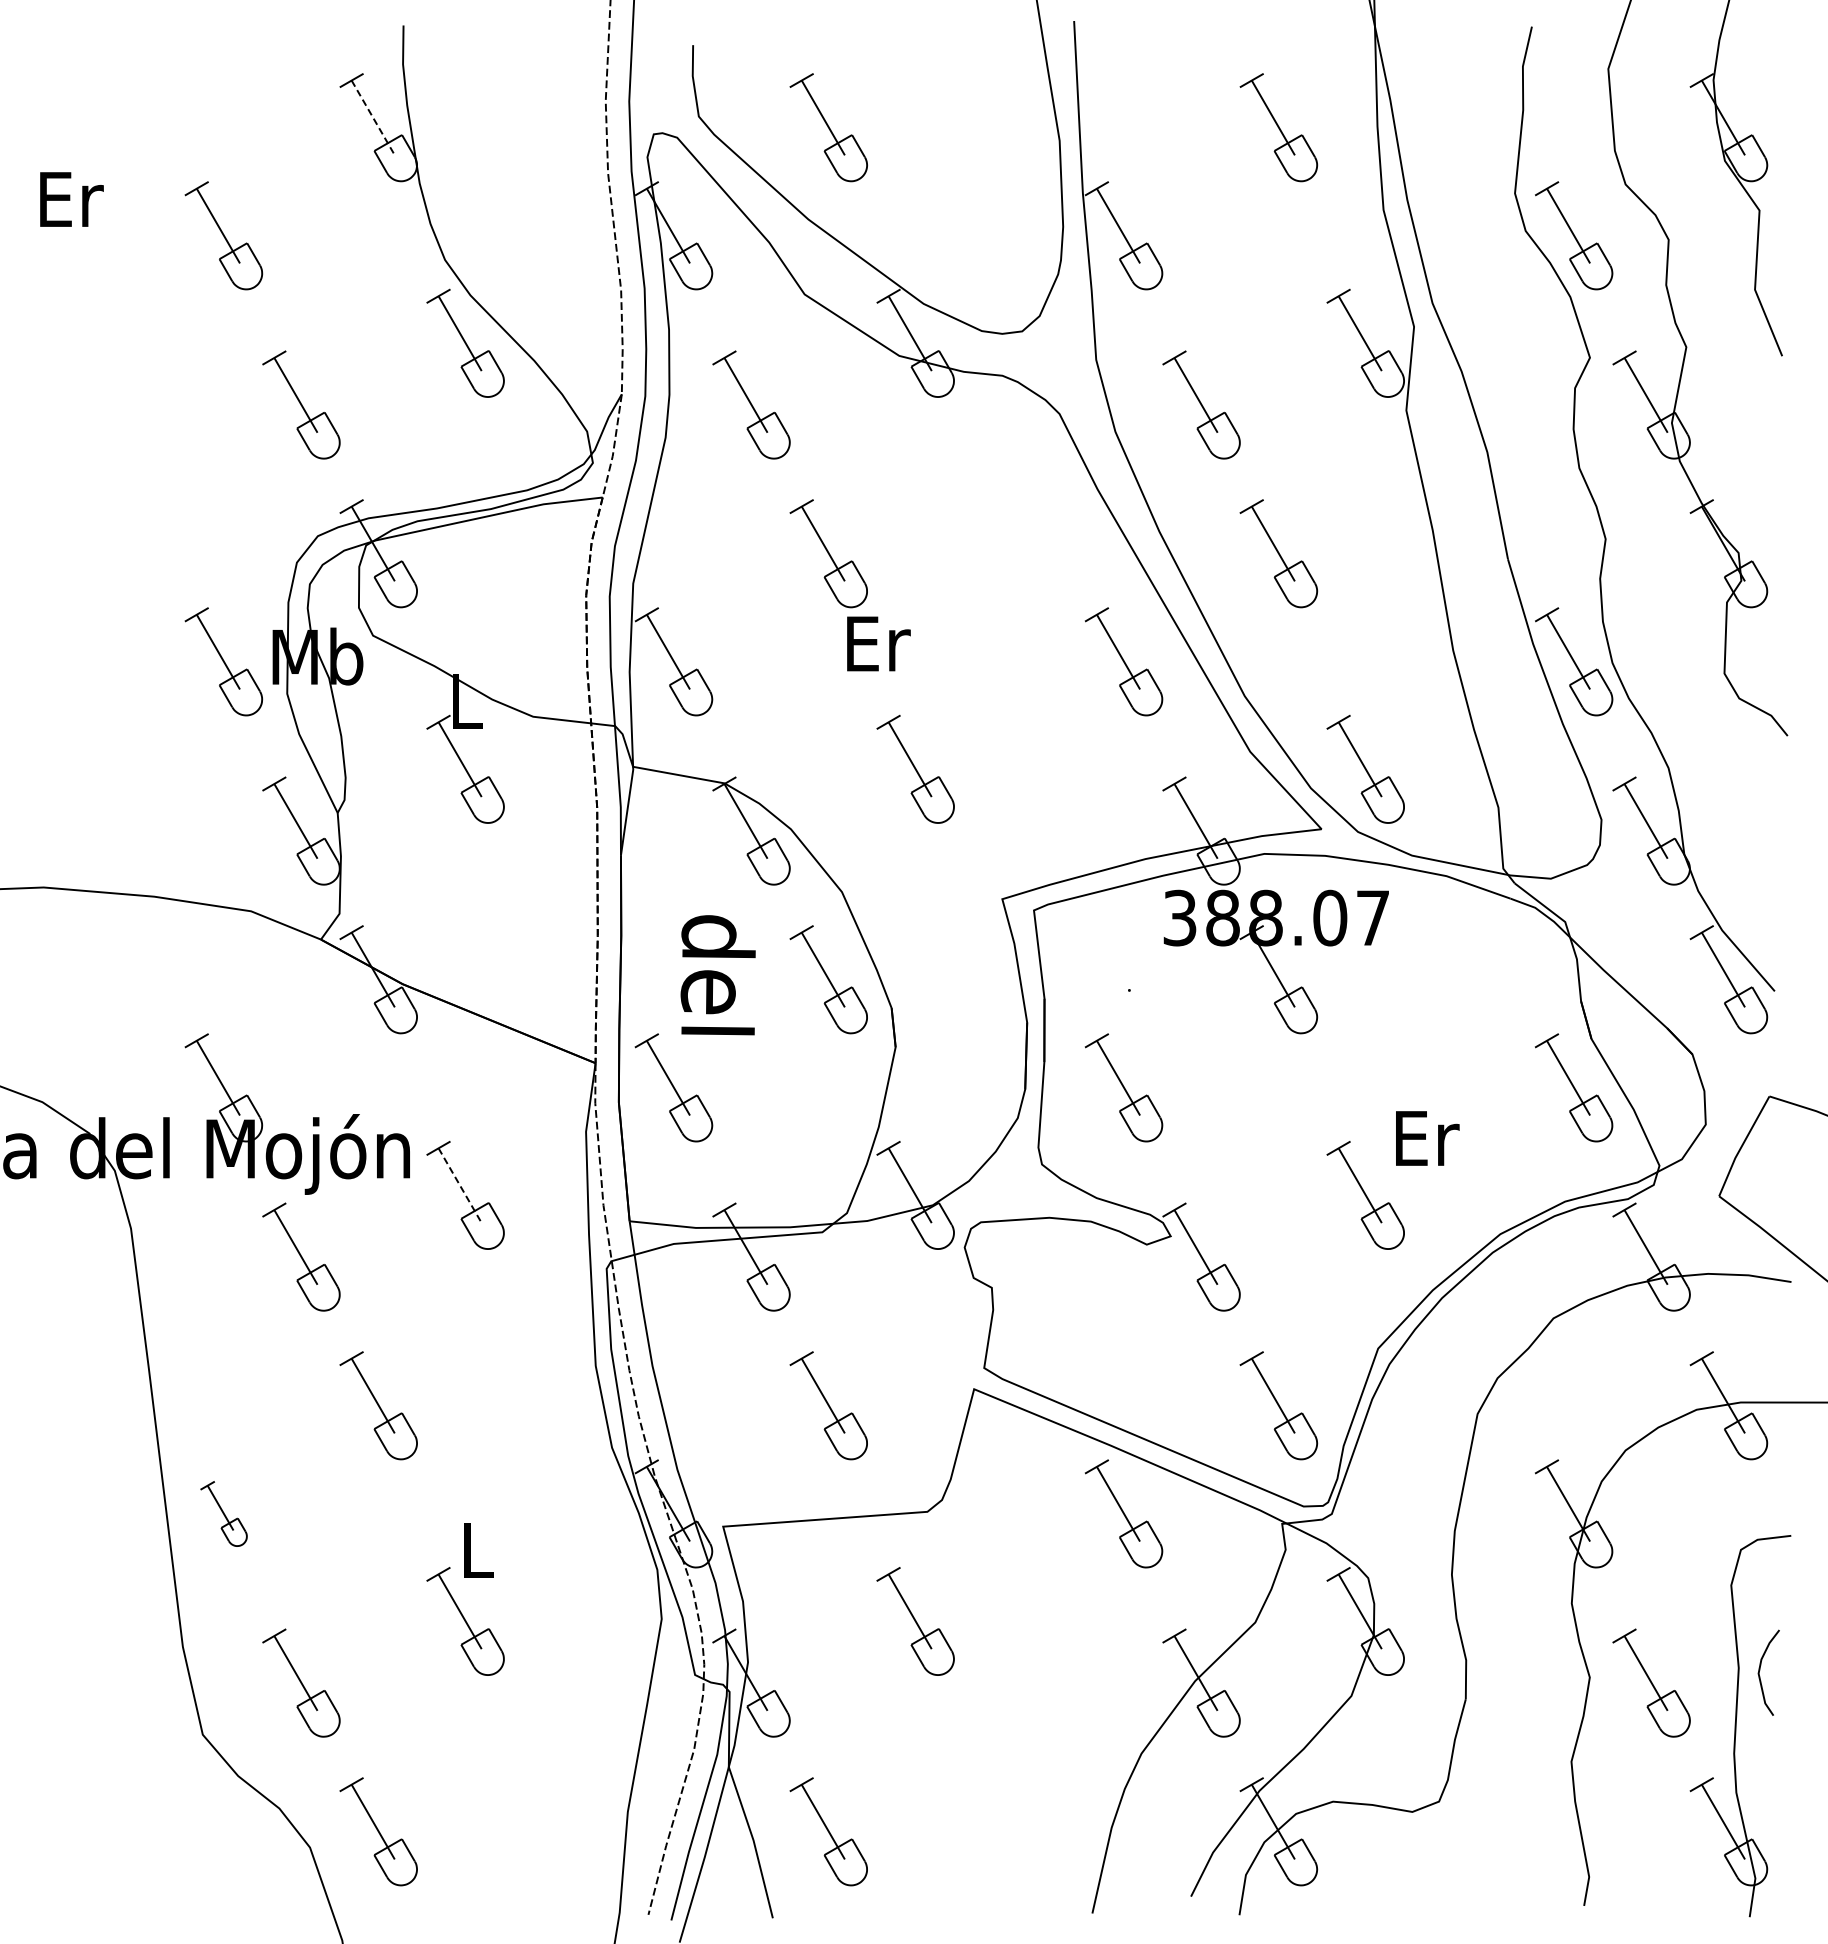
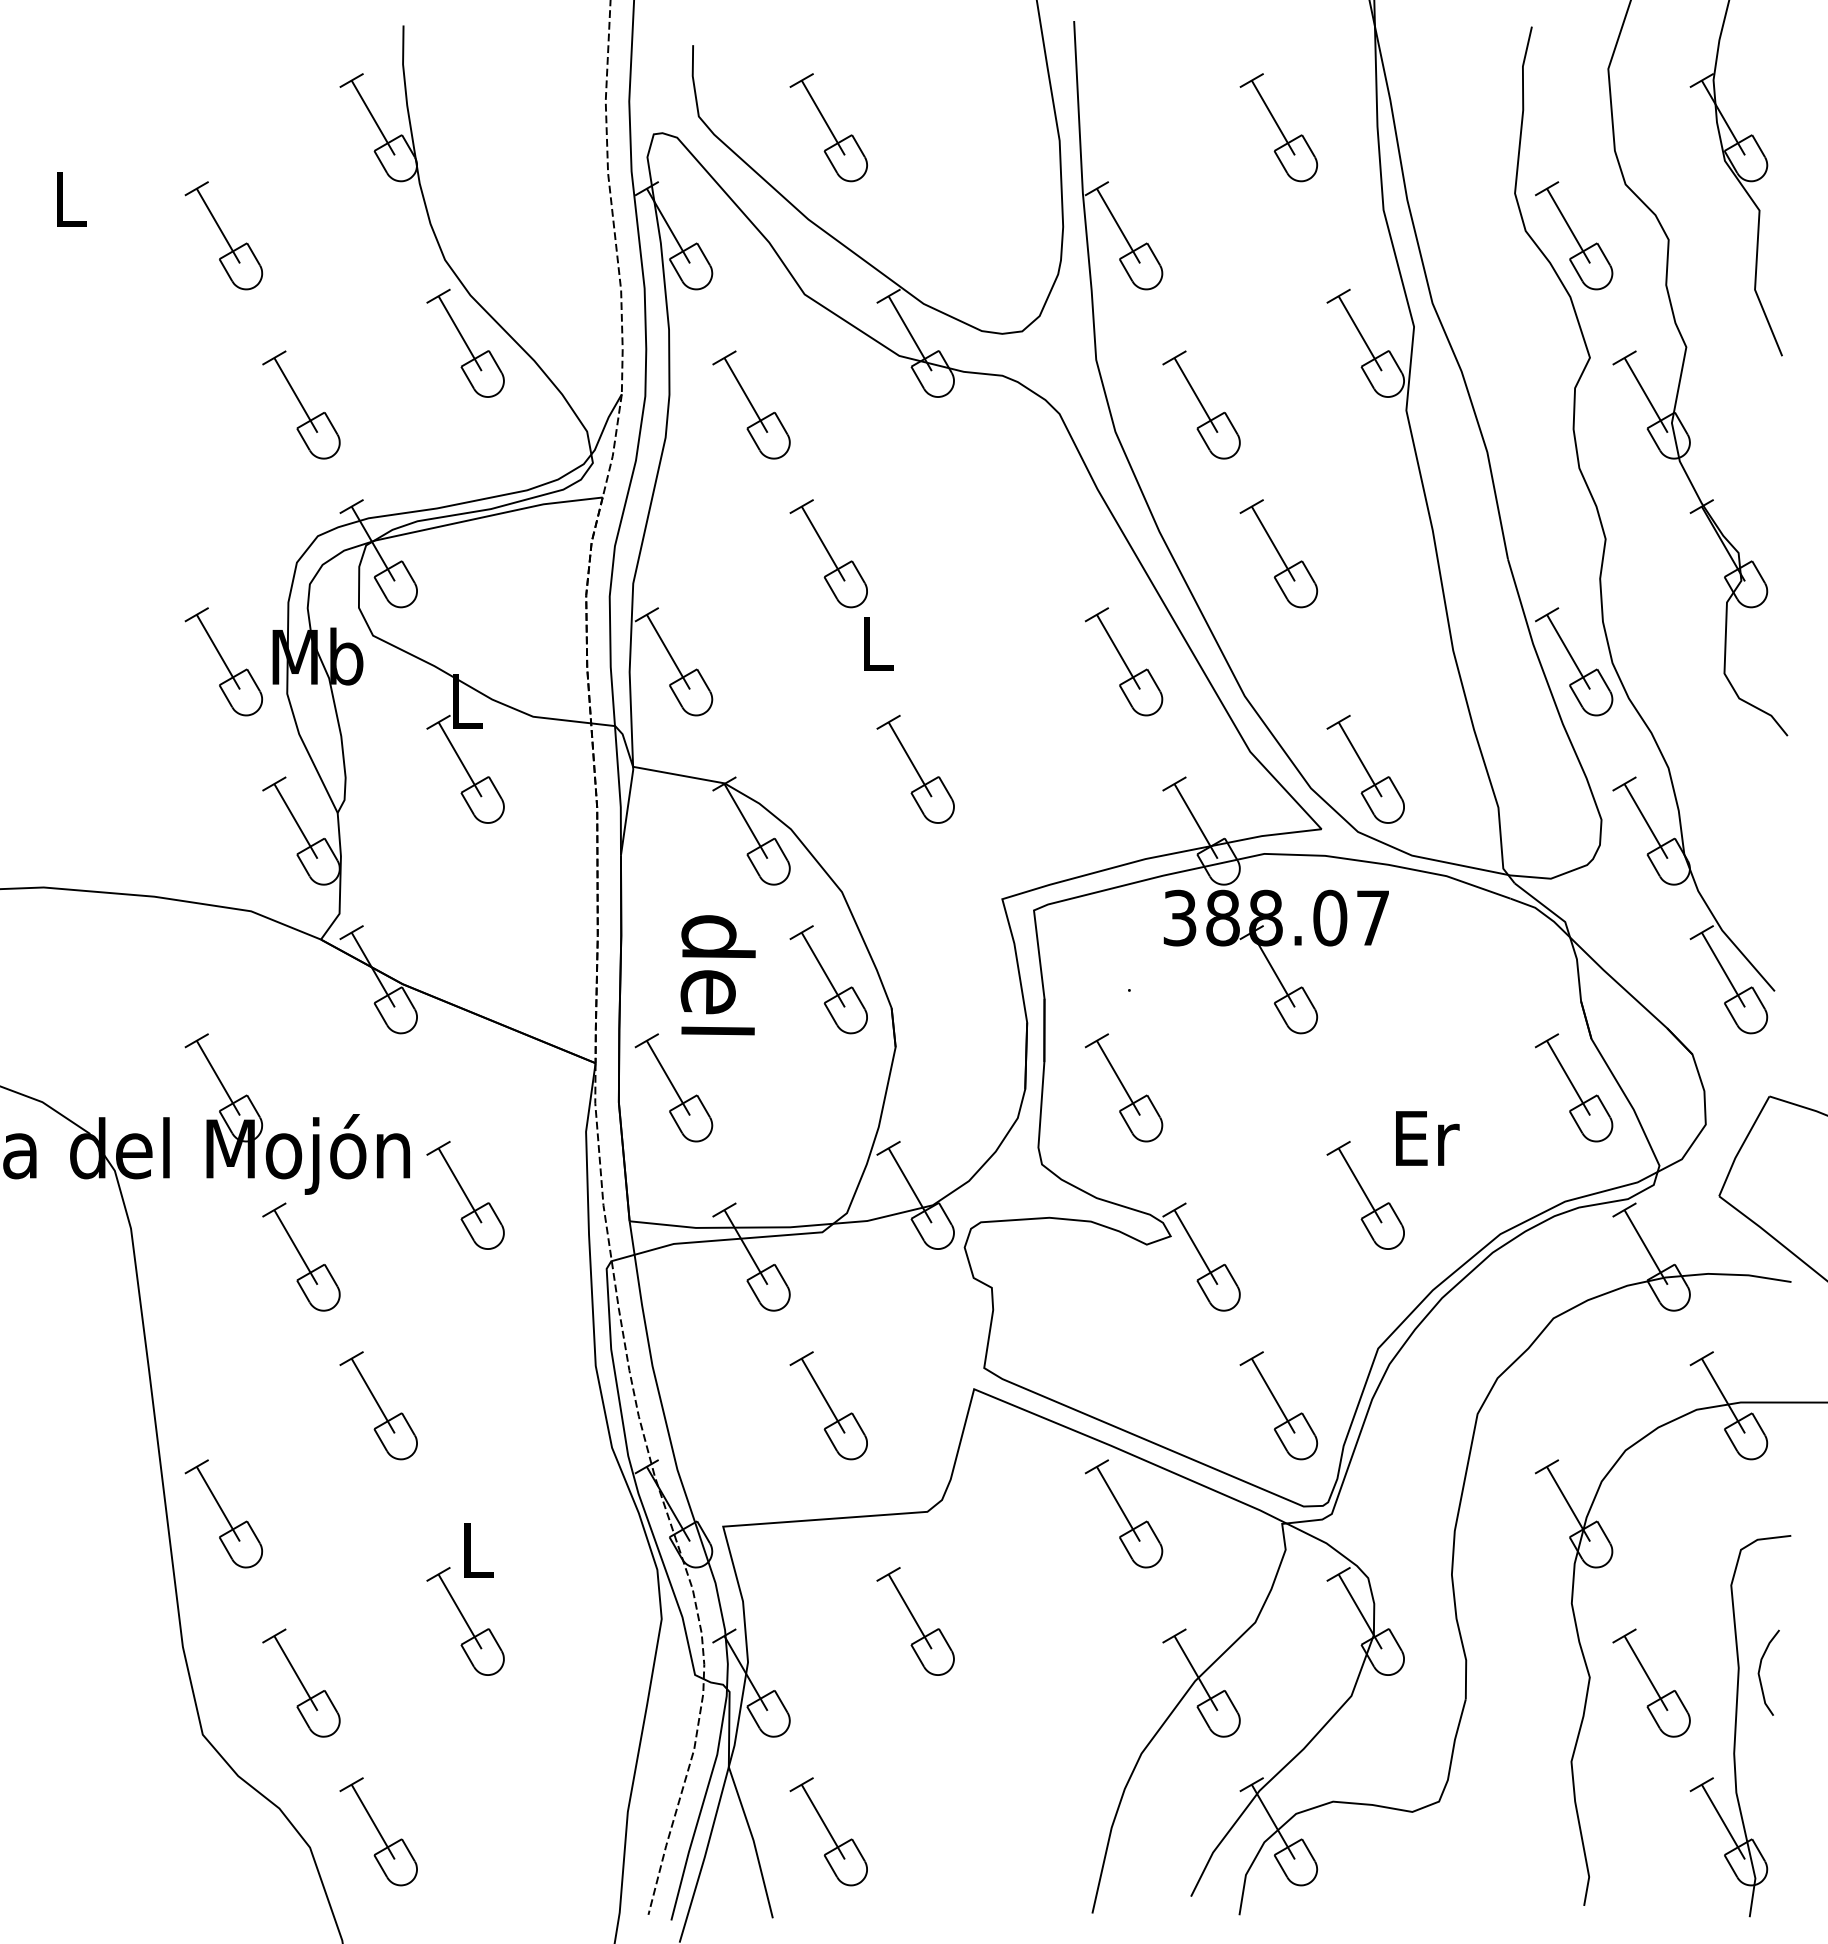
line: dashed -> solid (373, 118)
text: Er -> L (71, 199)
text: Er -> L (878, 643)
line: dashed -> solid (460, 1186)
part size: 48x66 px -> 80x110 px (223, 1513)
